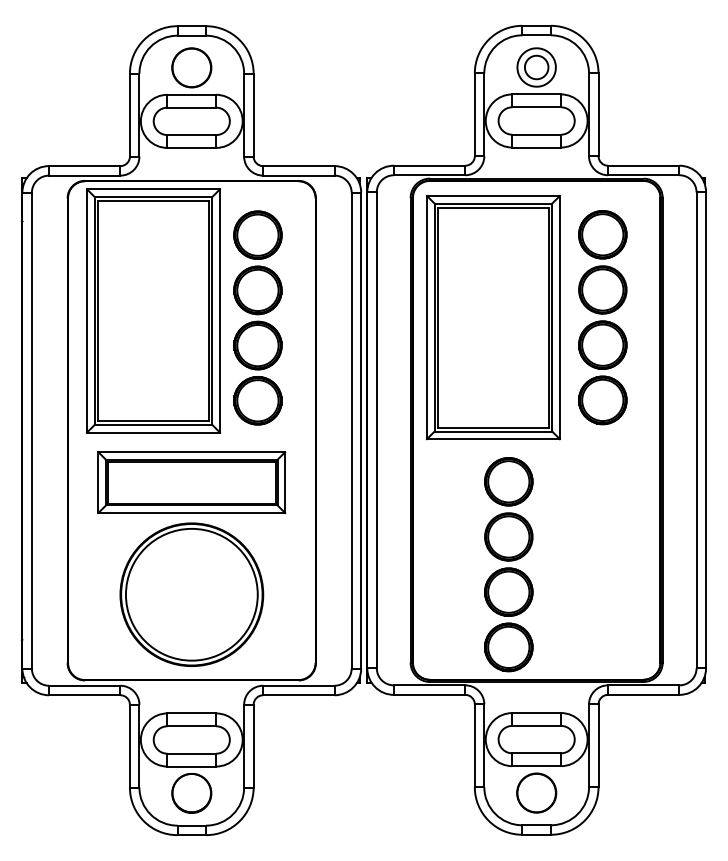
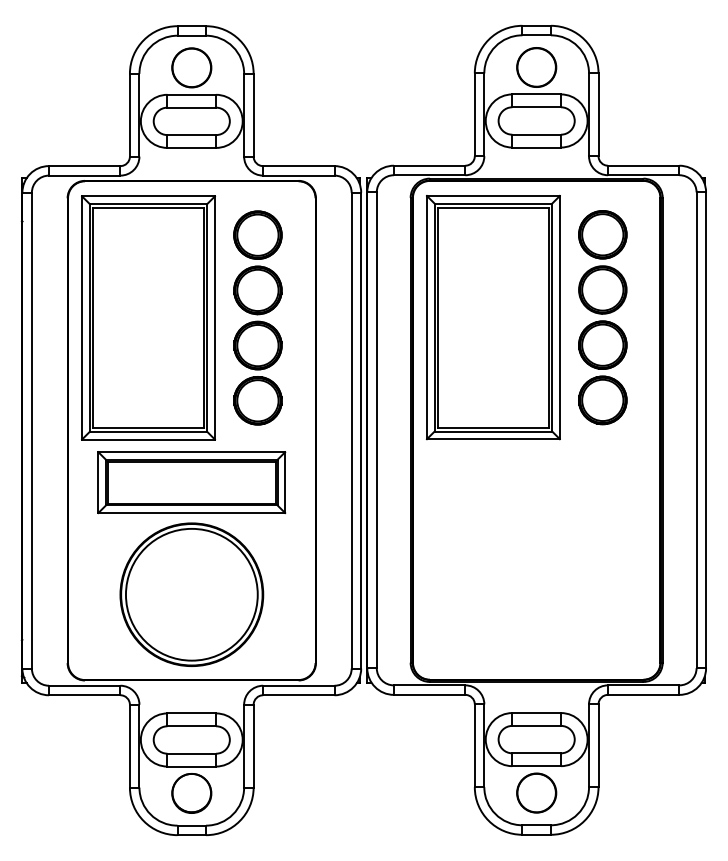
circle diameter: 24 px -> 39 px (536, 67)
part position: (153, 310) -> (148, 317) (148, 317)
part: present -> none (508, 564)
